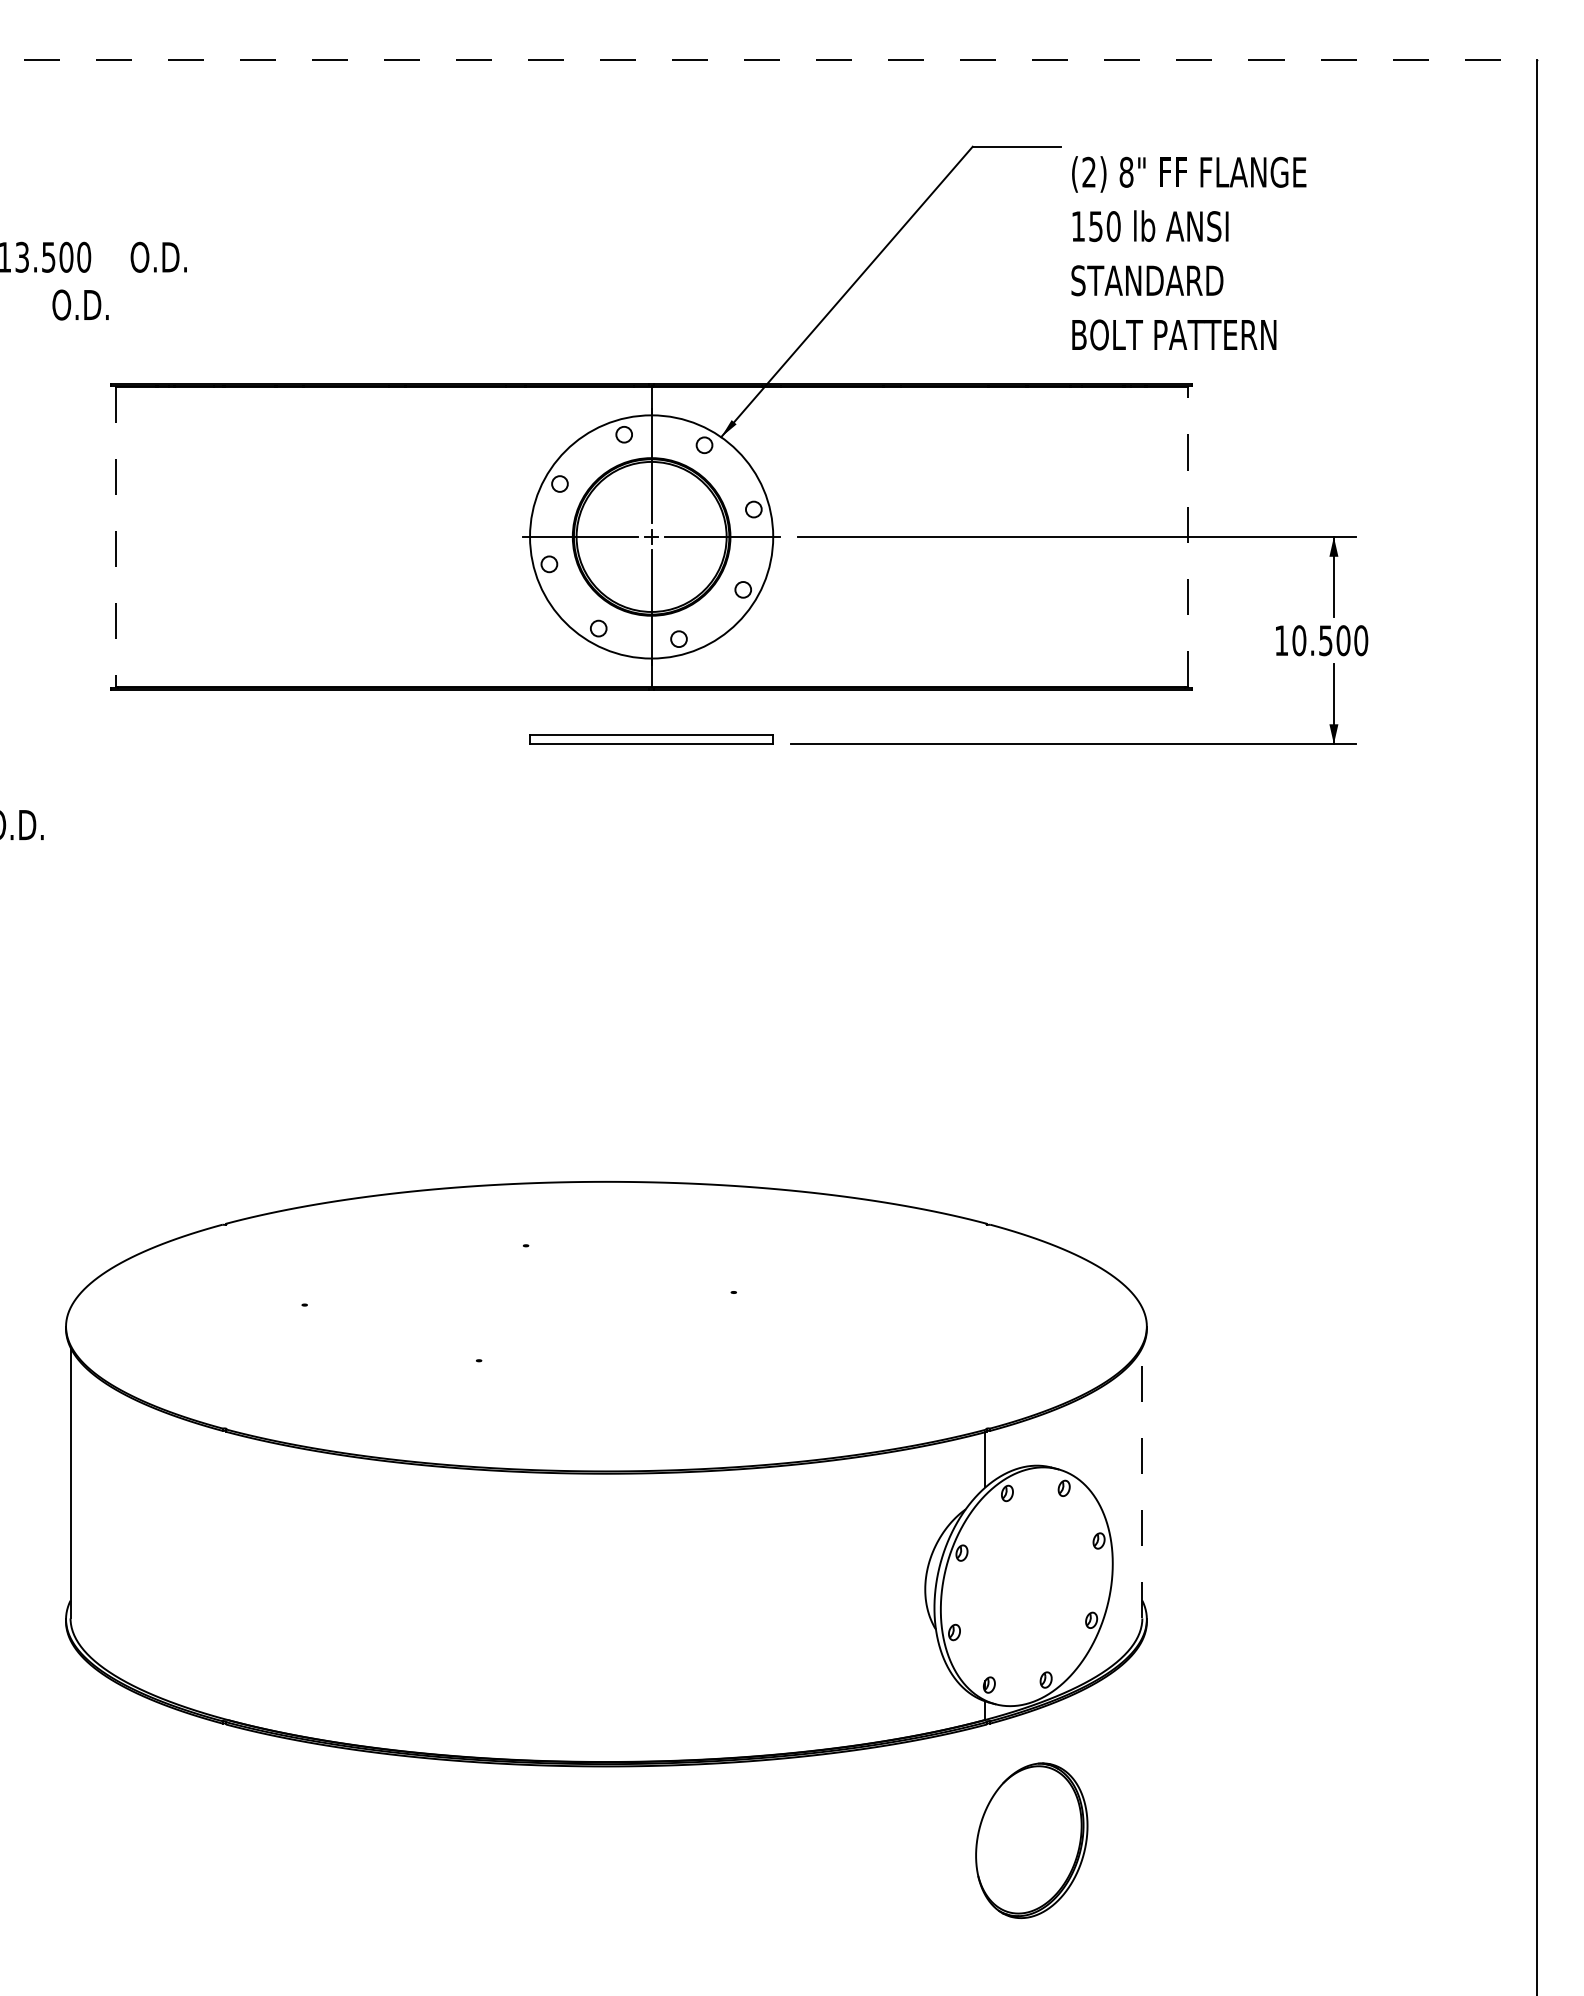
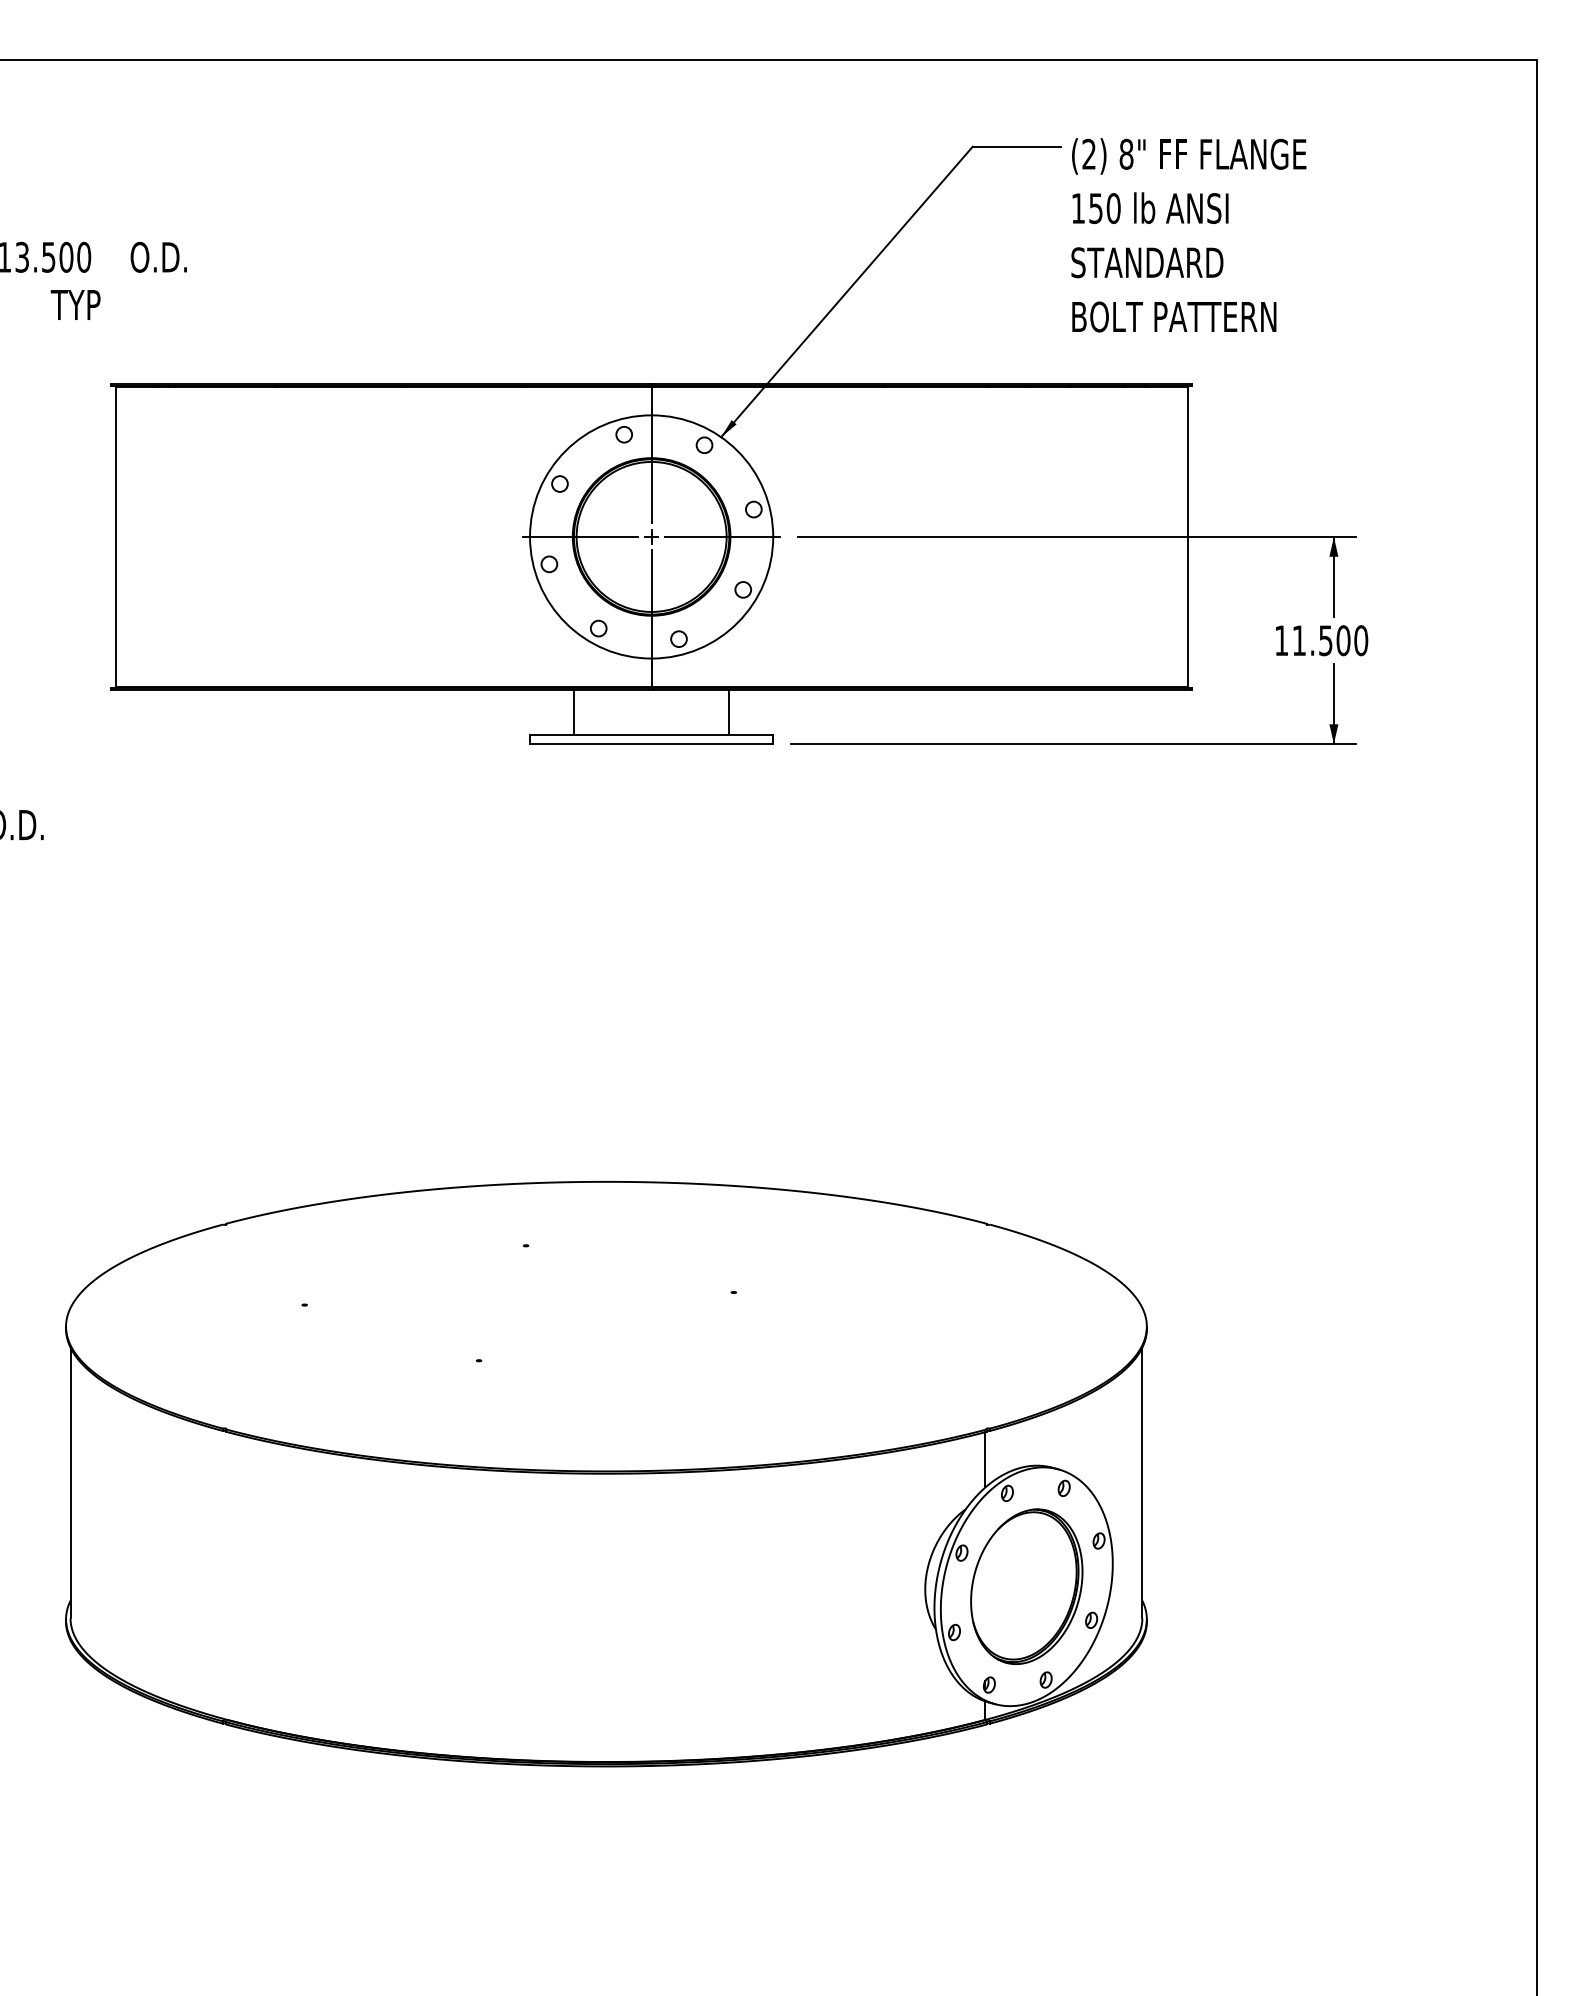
line: dashed -> solid (768, 59)
text position: (1188, 253) -> (1188, 235) (1188, 235)
text: O.D. -> TYP (79, 304)
line: dashed -> solid (115, 536)
line: dashed -> solid (1187, 536)
text: 10.500 -> 11.500 (1299, 640)
line: none -> present (573, 712)
line: none -> present (729, 712)
line: dashed -> solid (1142, 1482)
part position: (1031, 1840) -> (1026, 1586) (1026, 1586)
